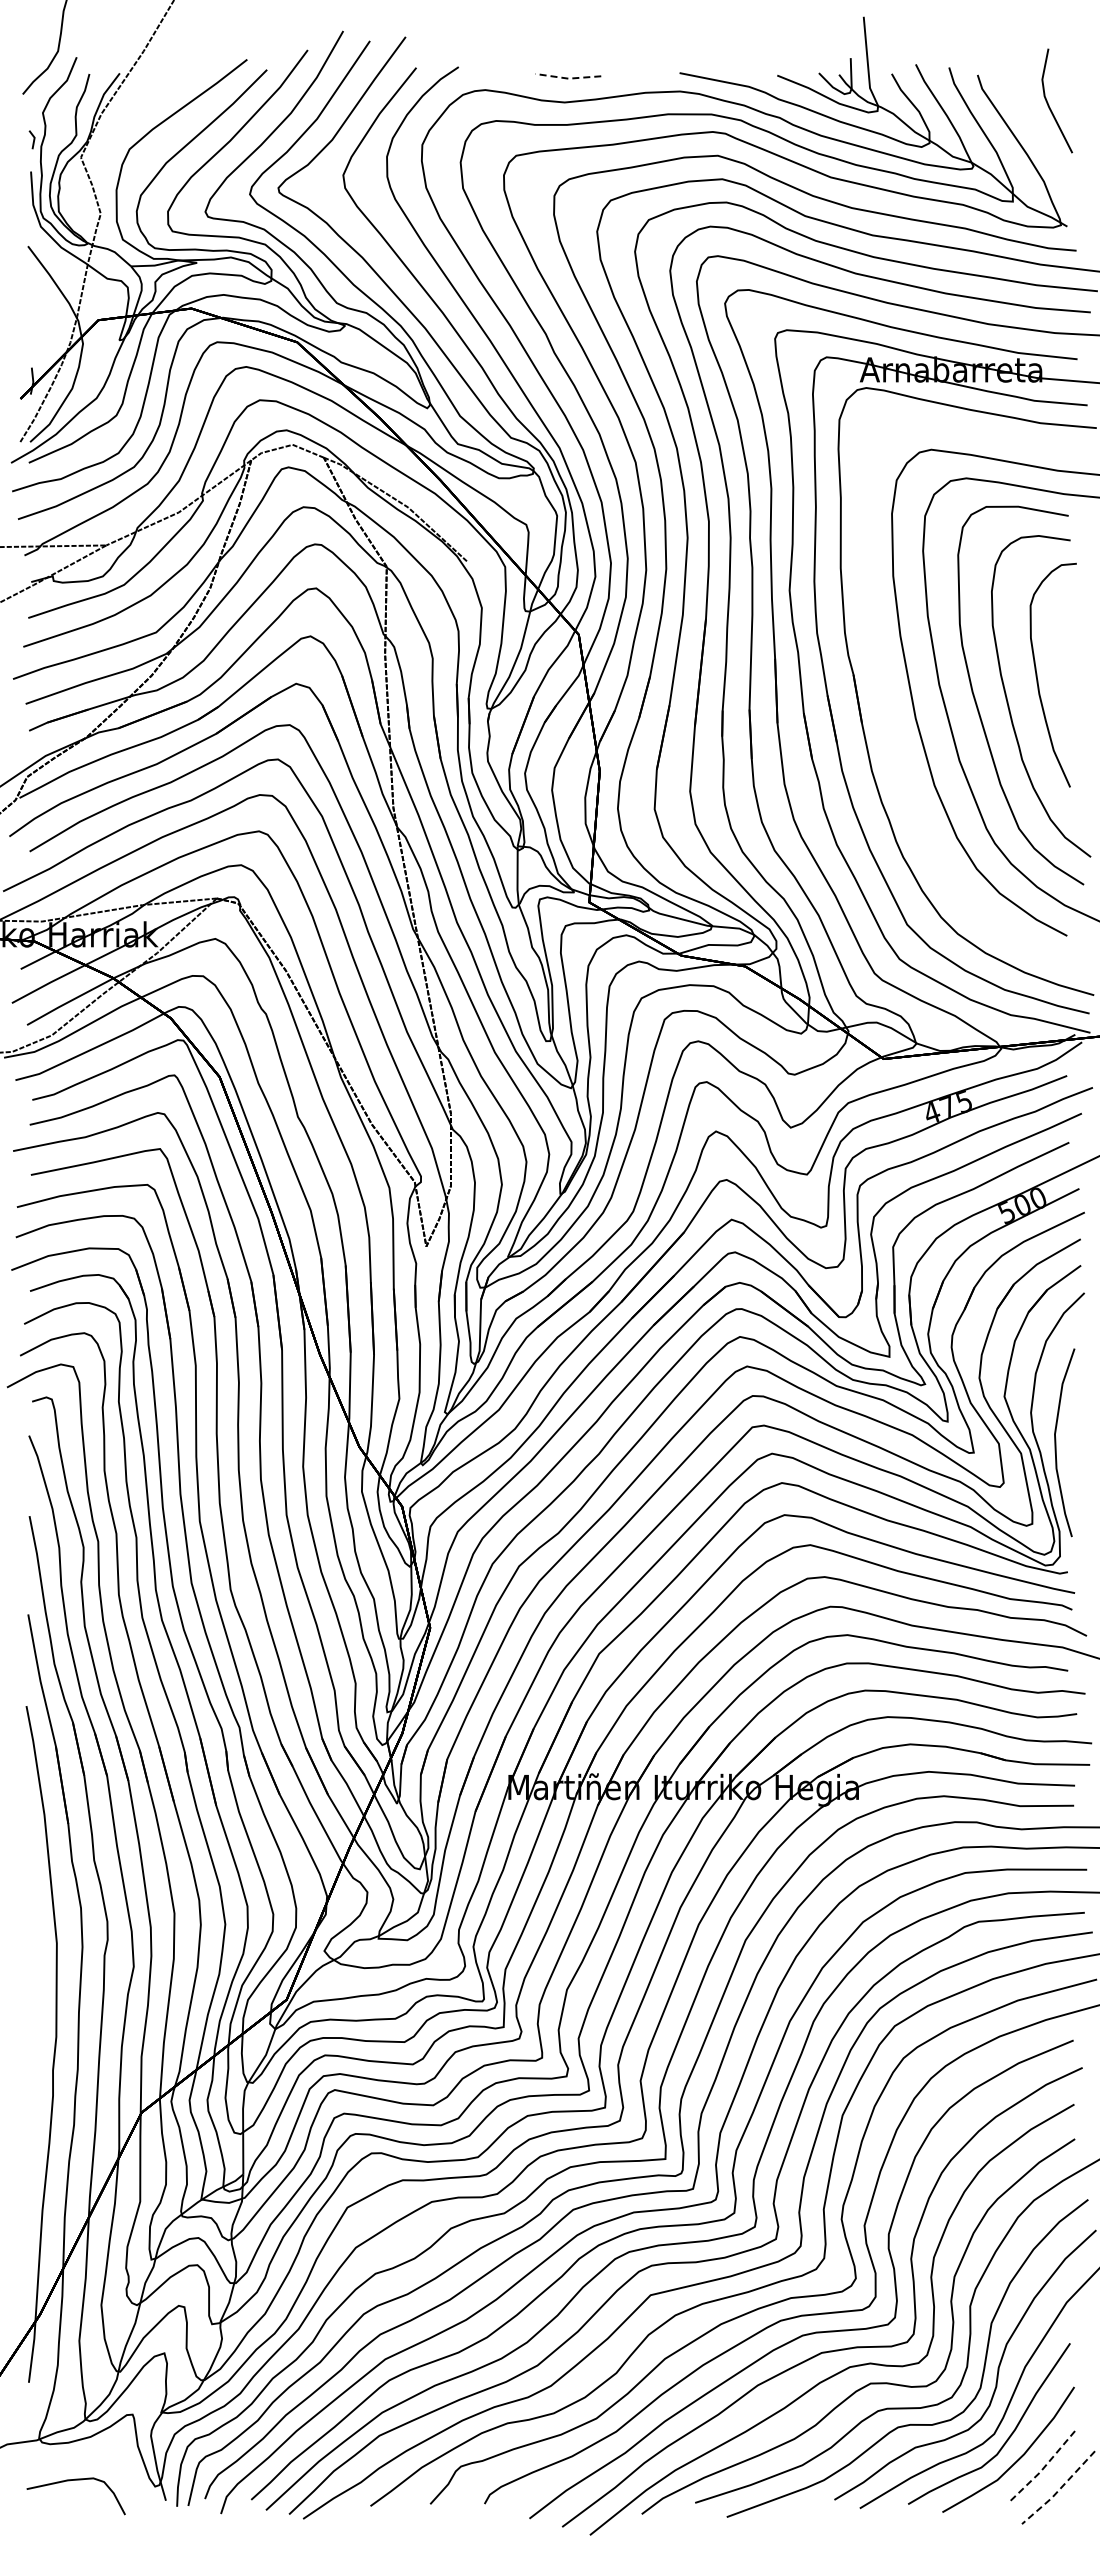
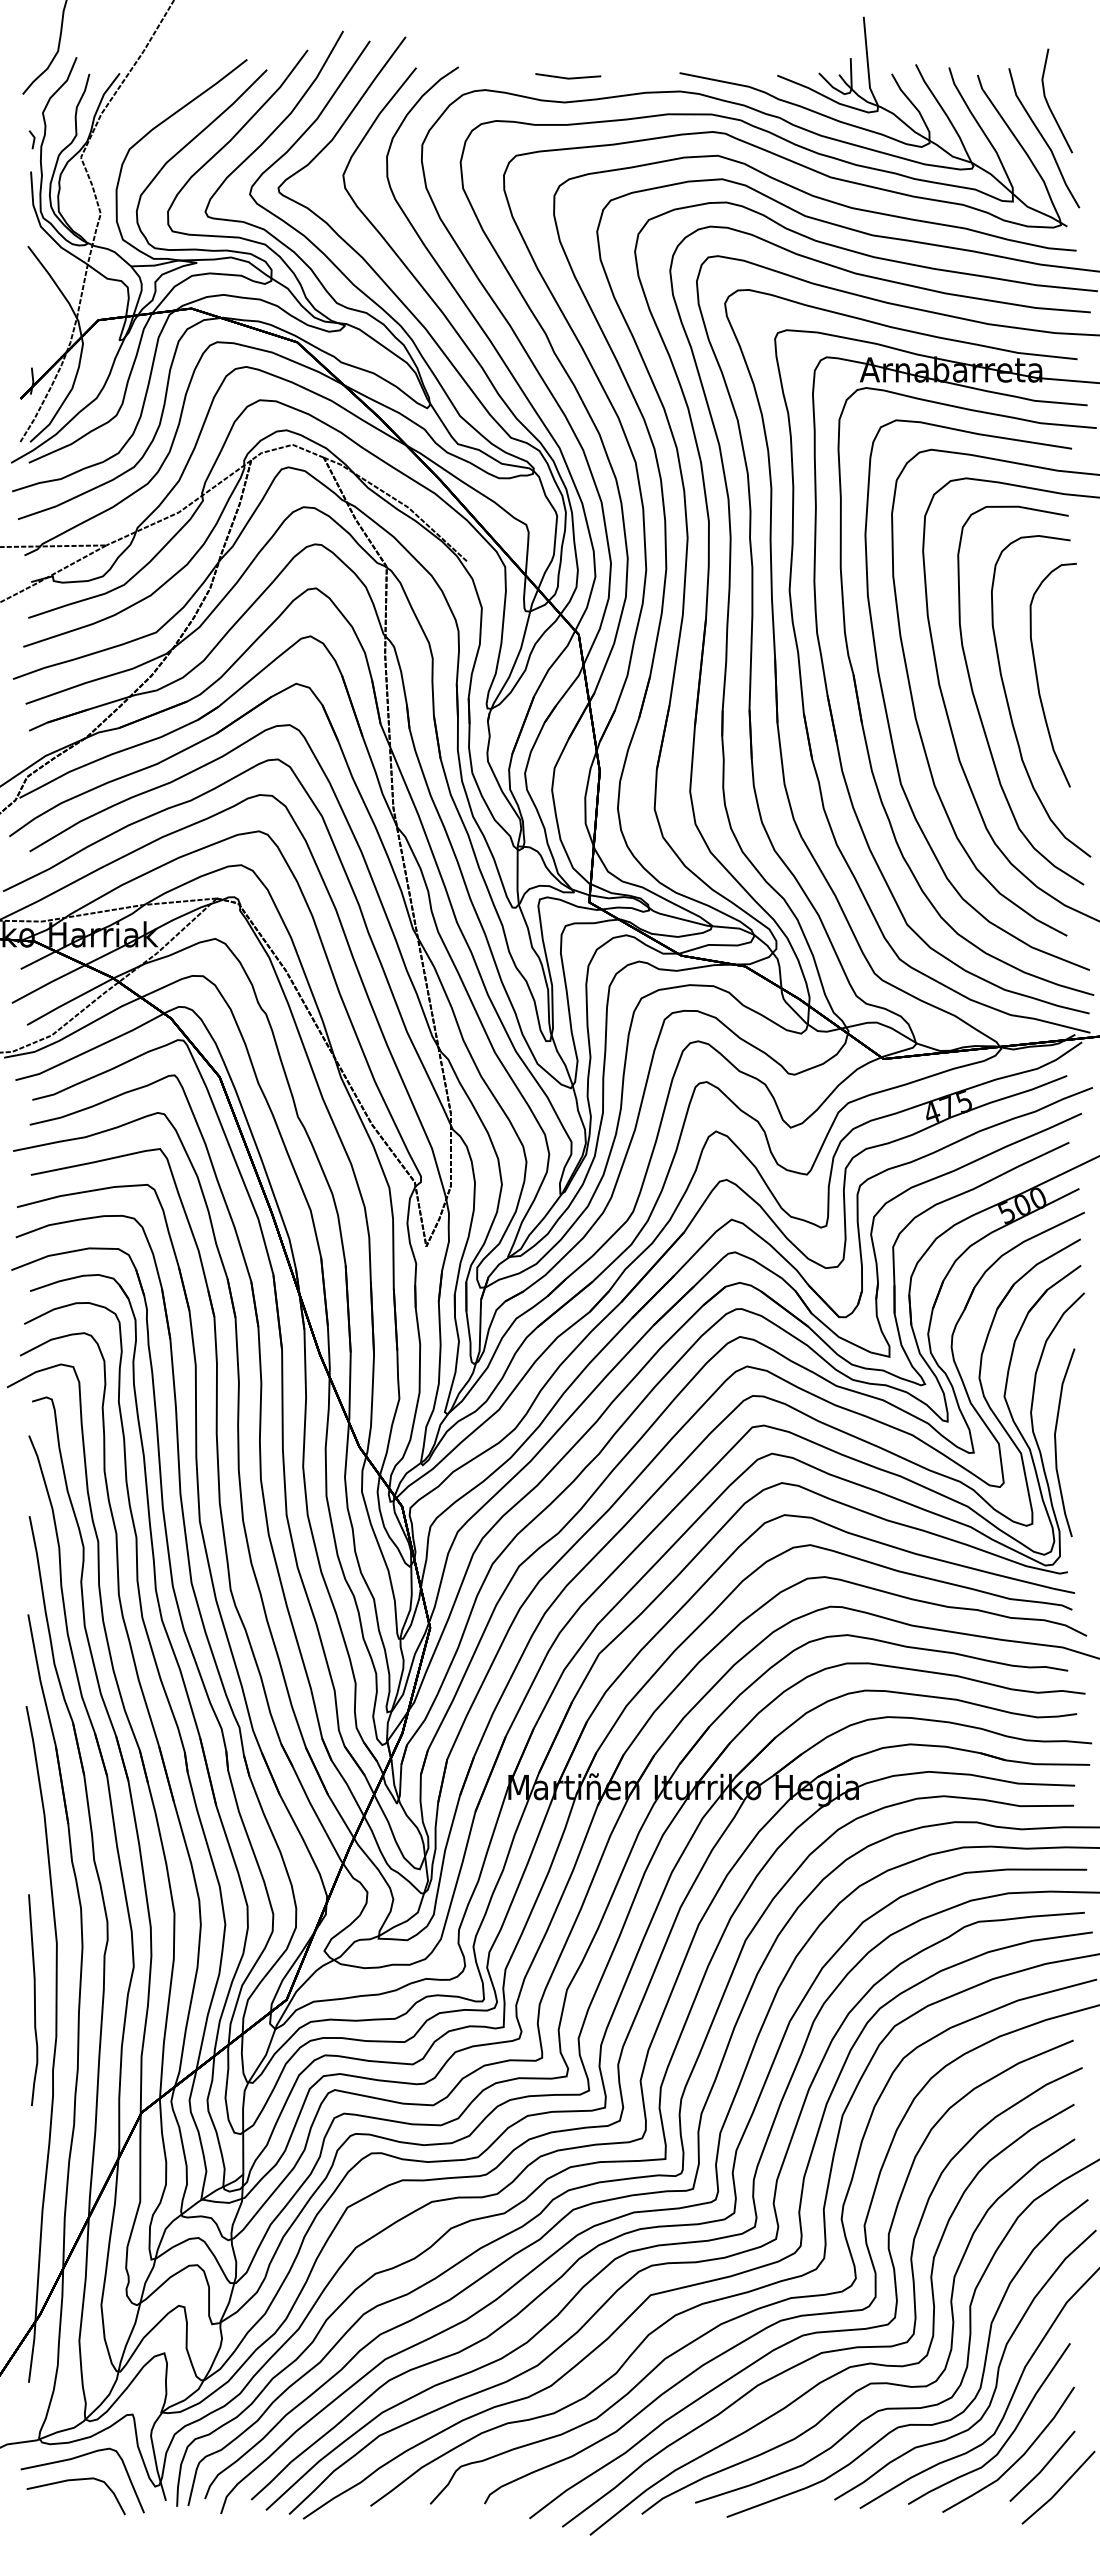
line: dashed -> solid (568, 78)
curve: none -> present (1044, 138)
curve: none -> present (887, 712)
curve: none -> present (34, 2000)
curve: none -> present (76, 2458)
line: dashed -> solid (1043, 2468)
line: dashed -> solid (1059, 2489)
